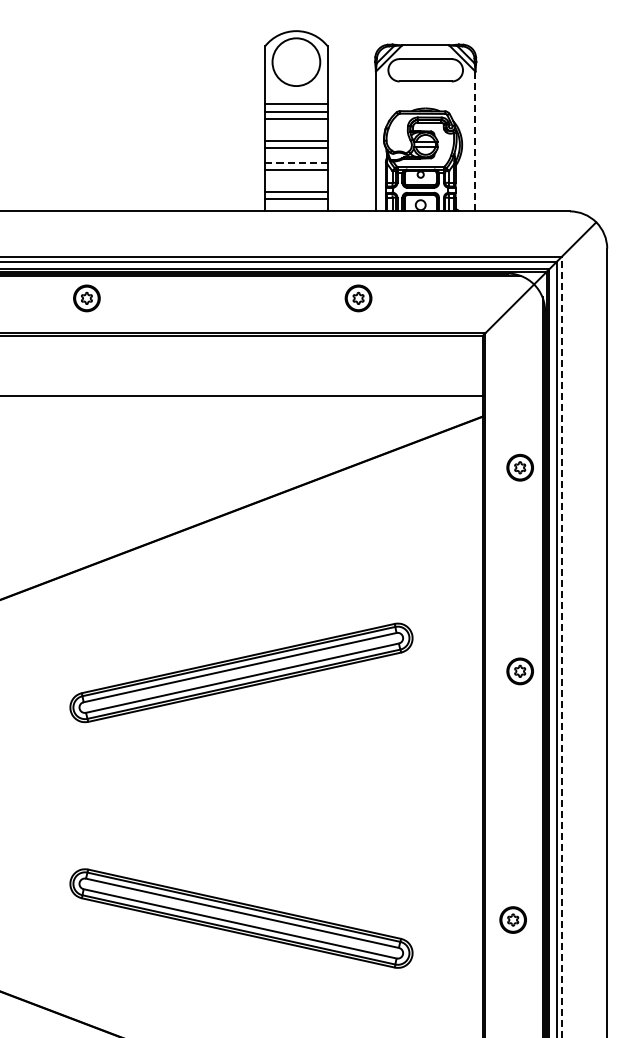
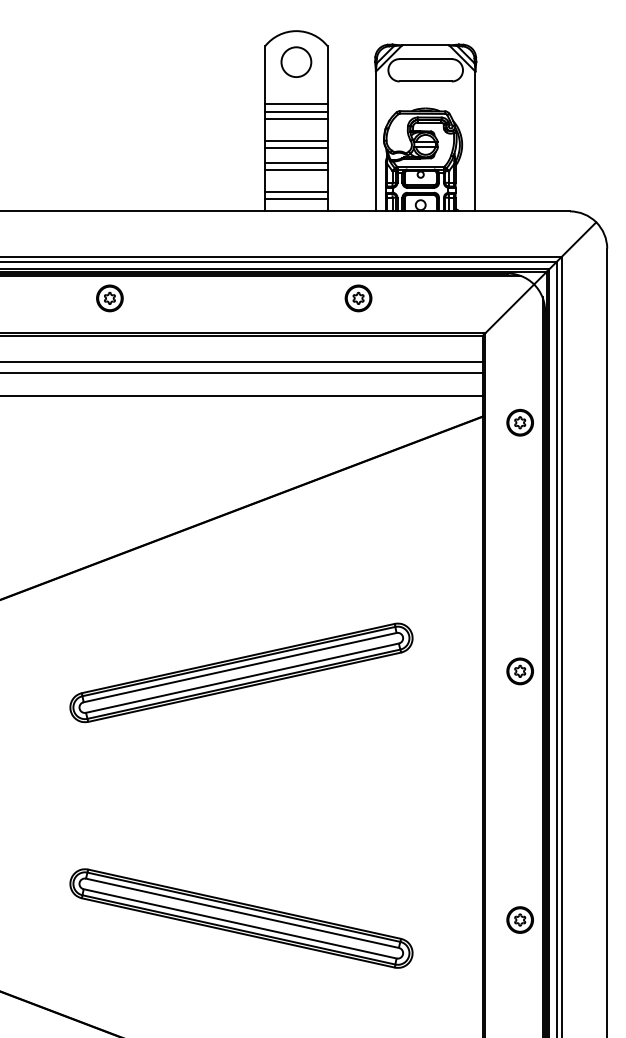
circle diameter: 48 px -> 30 px (296, 62)
line: dashed -> solid (475, 141)
line: dashed -> solid (295, 163)
part position: (86, 298) -> (109, 298) (109, 298)
line: none -> present (242, 361)
line: none -> present (242, 373)
part position: (519, 467) -> (519, 422) (519, 422)
line: dashed -> solid (561, 646)
part position: (512, 919) -> (519, 919) (519, 919)
